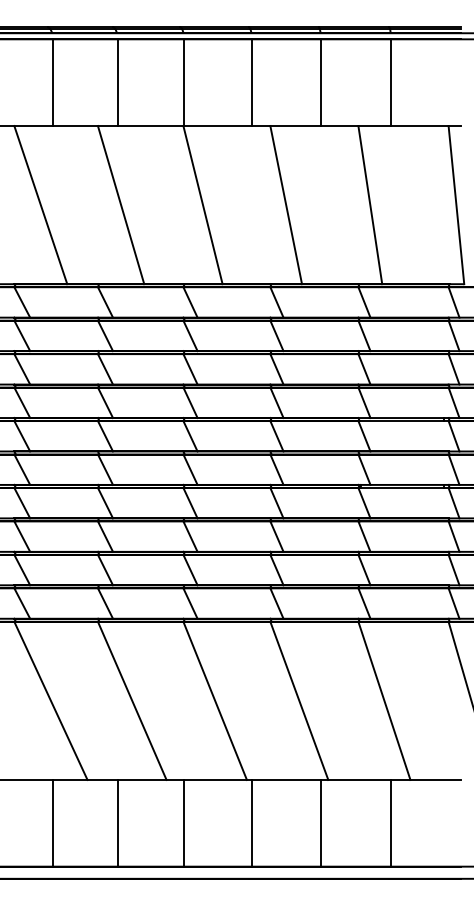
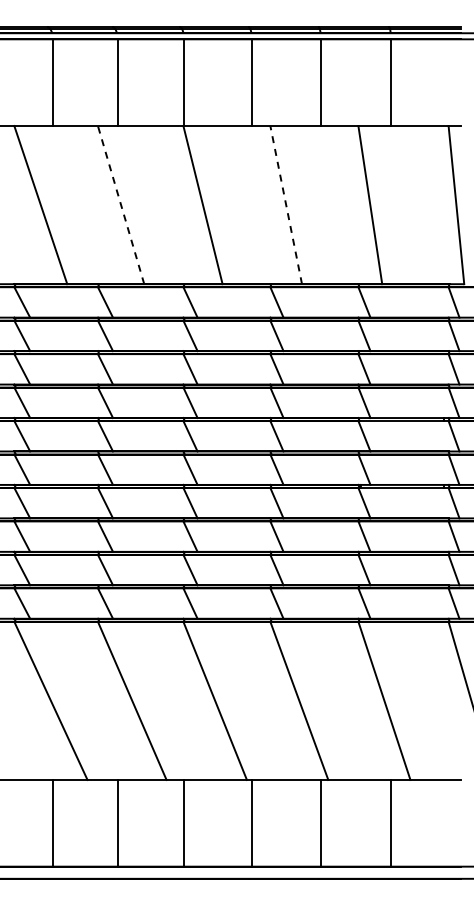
line: solid -> dashed (120, 204)
line: solid -> dashed (286, 205)
